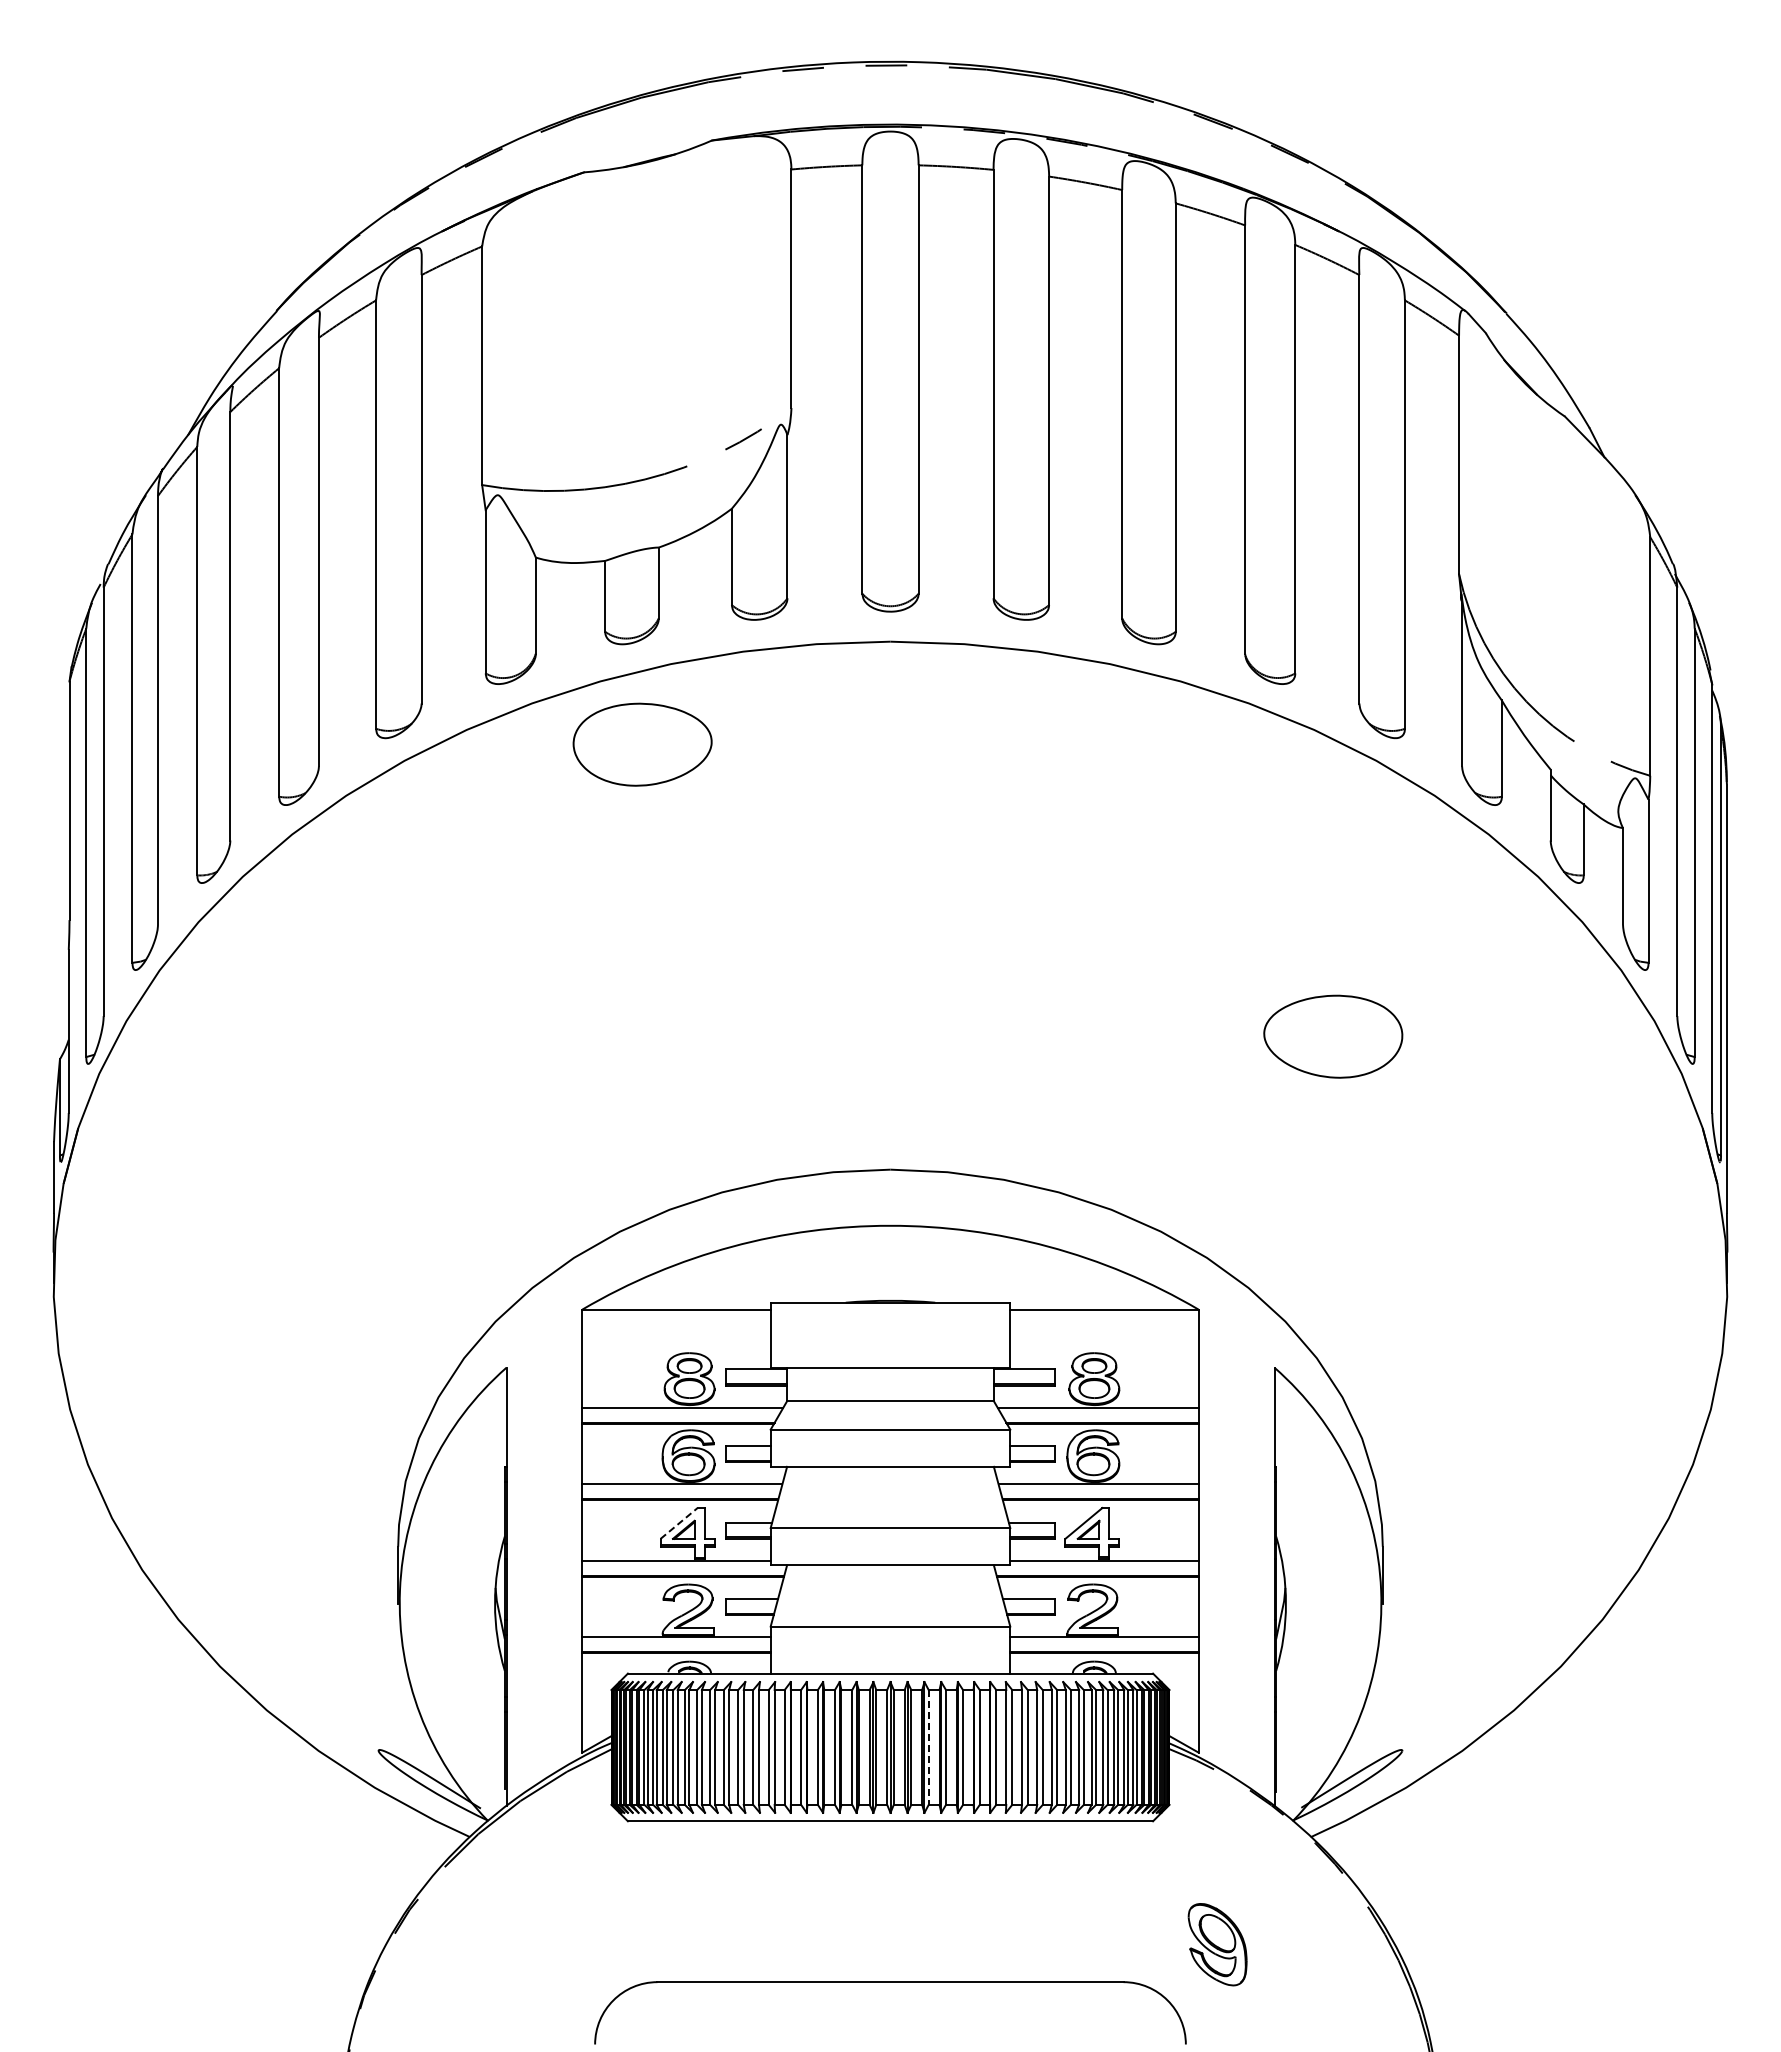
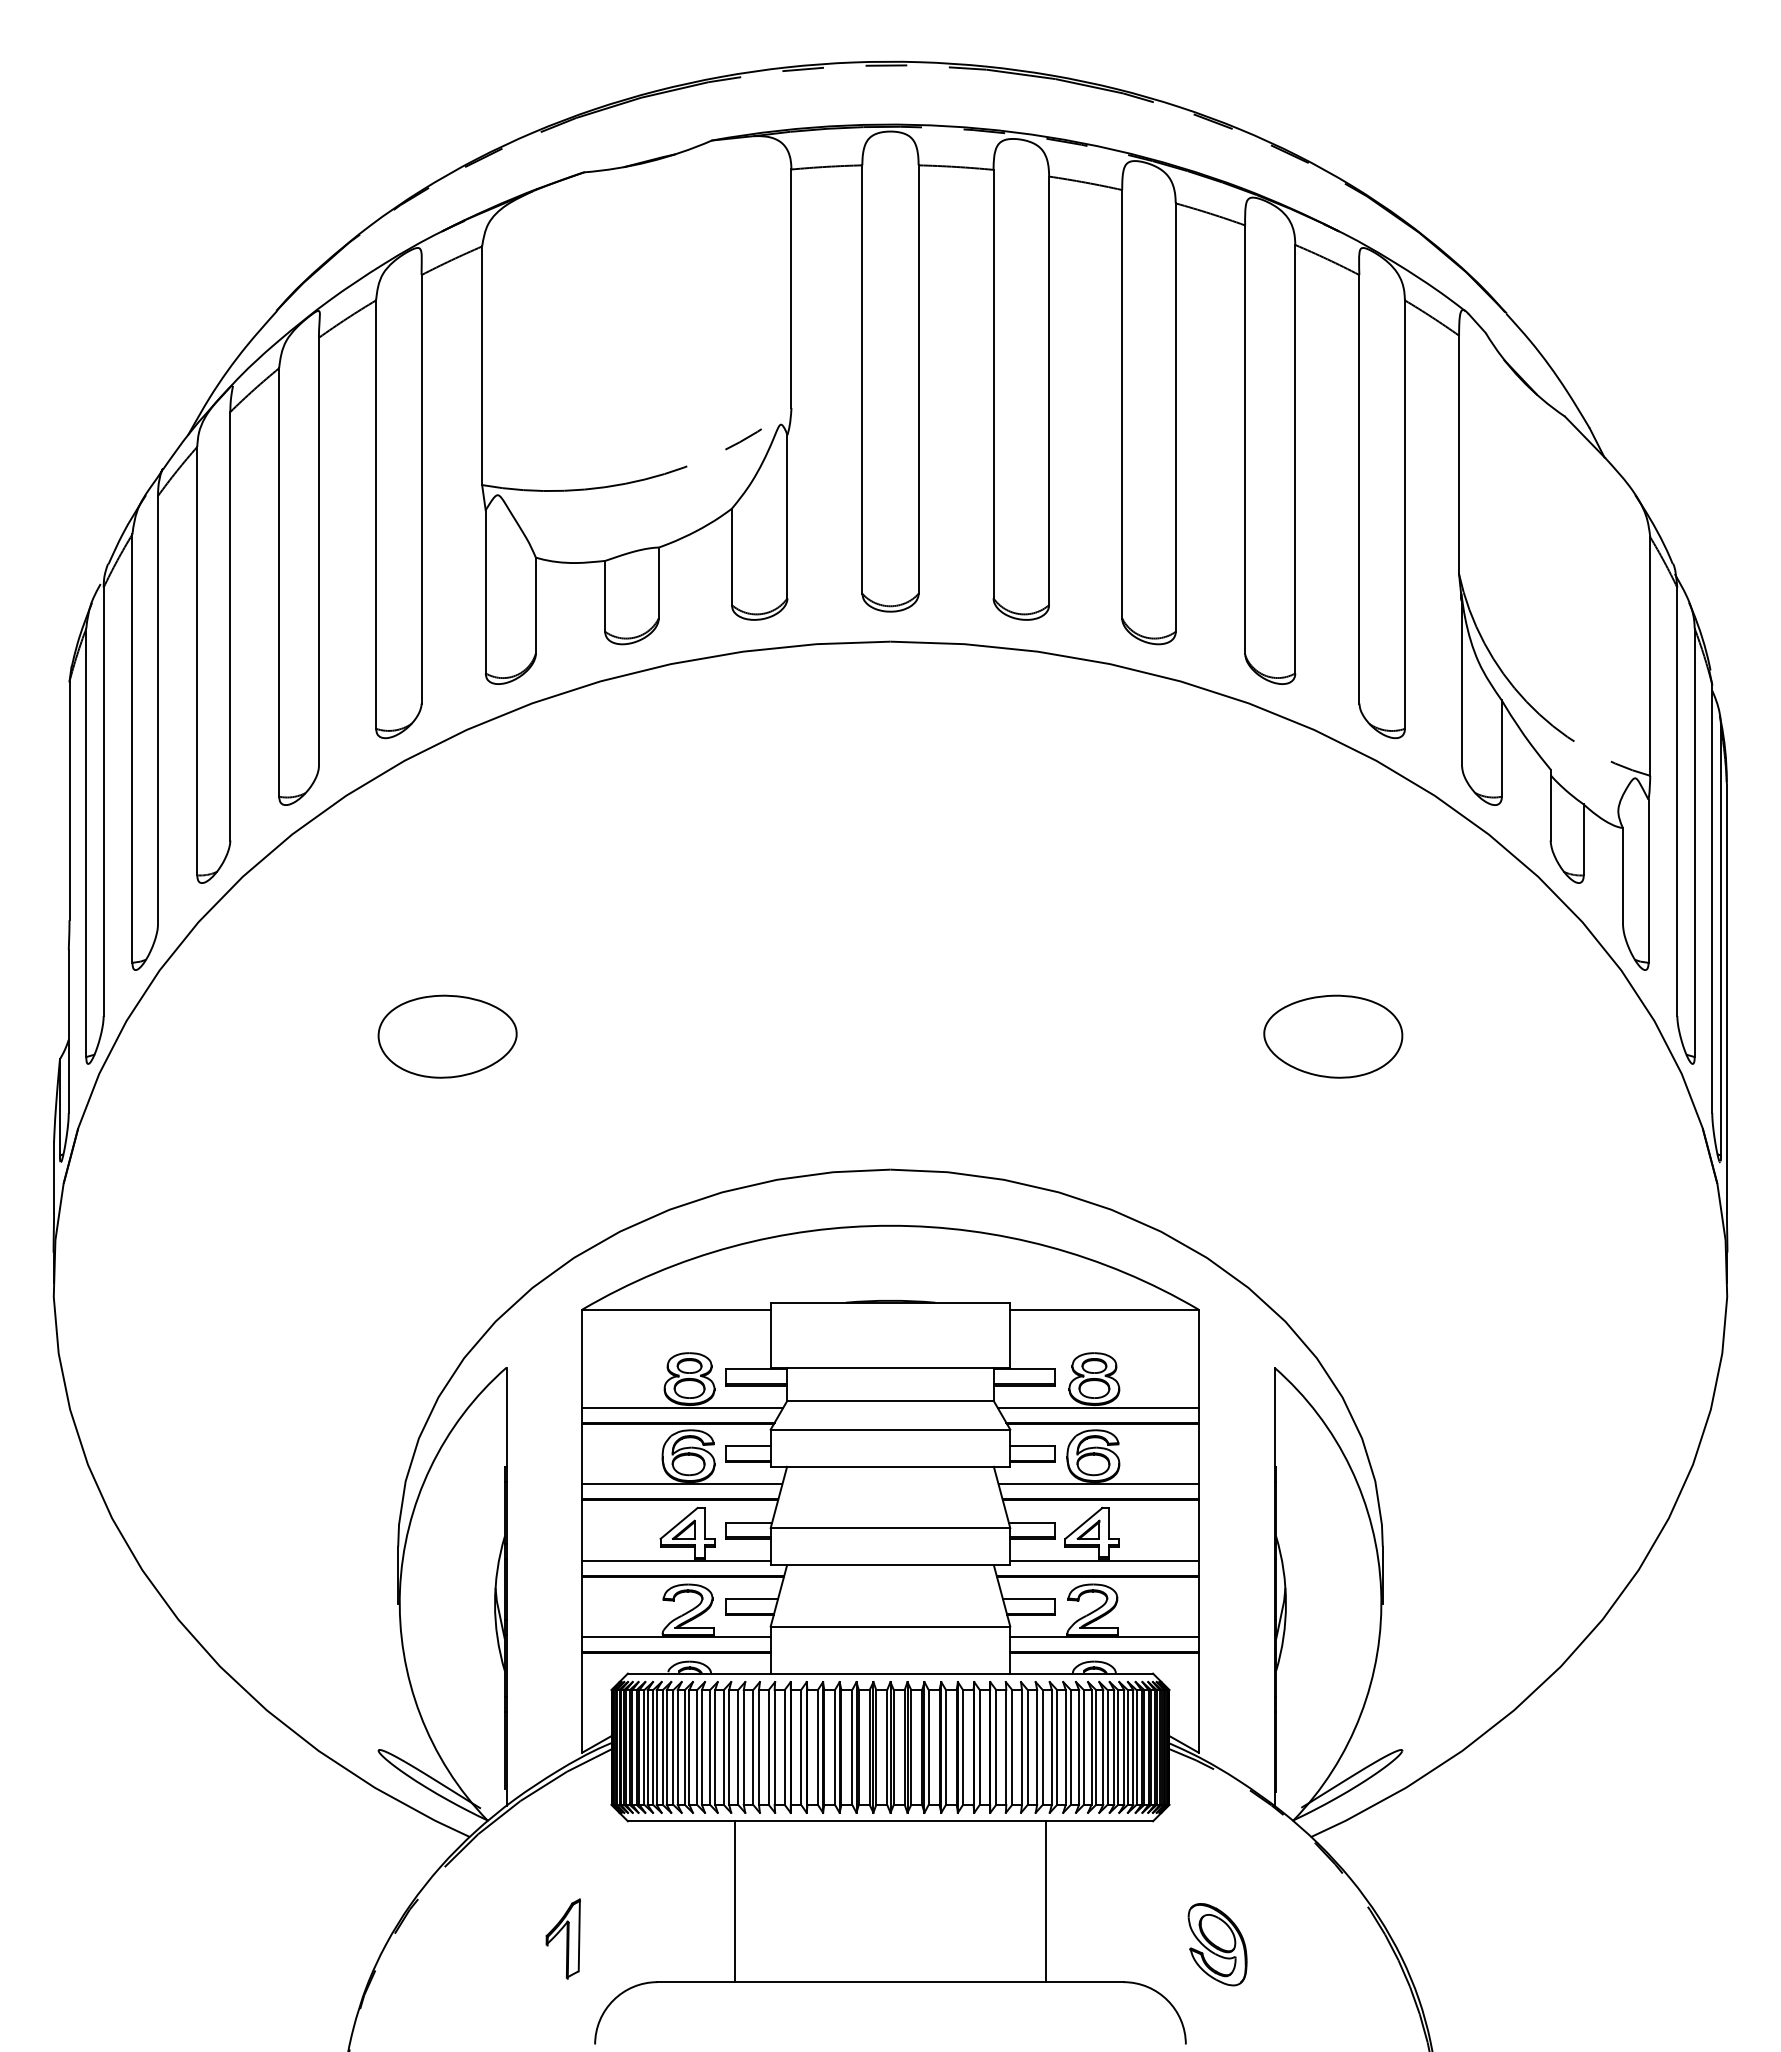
part position: (642, 744) -> (447, 1036) (447, 1036)
line: dashed -> solid (679, 1523)
line: dashed -> solid (928, 1747)
line: none -> present (734, 1901)
line: none -> present (1046, 1901)
part: none -> present (562, 1938)
